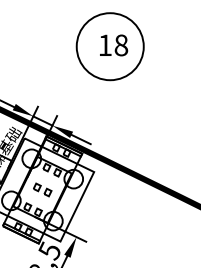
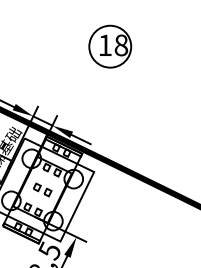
circle diameter: 67 px -> 42 px (110, 46)
